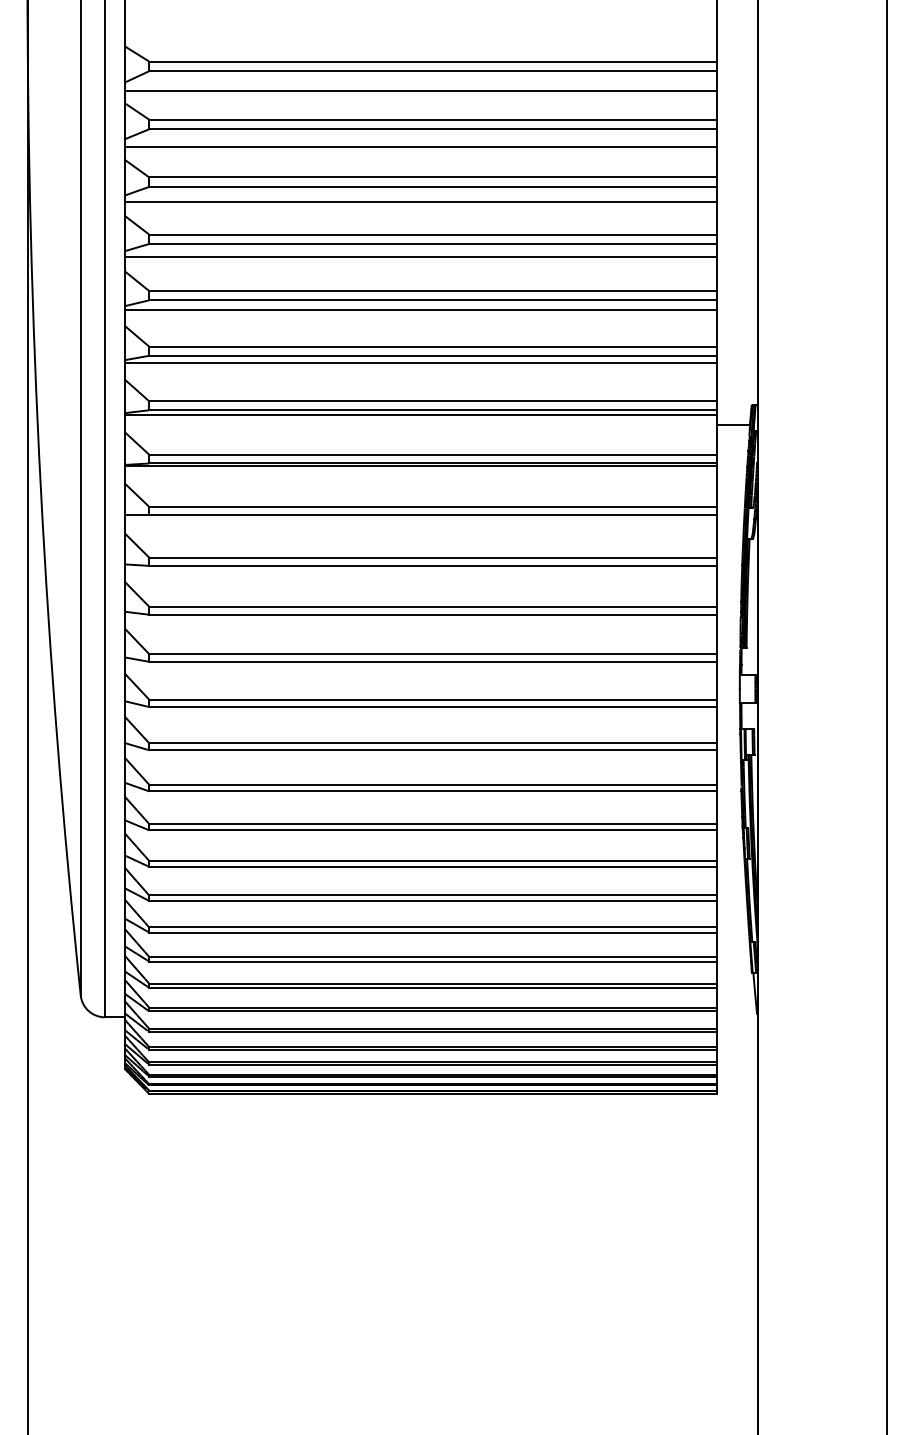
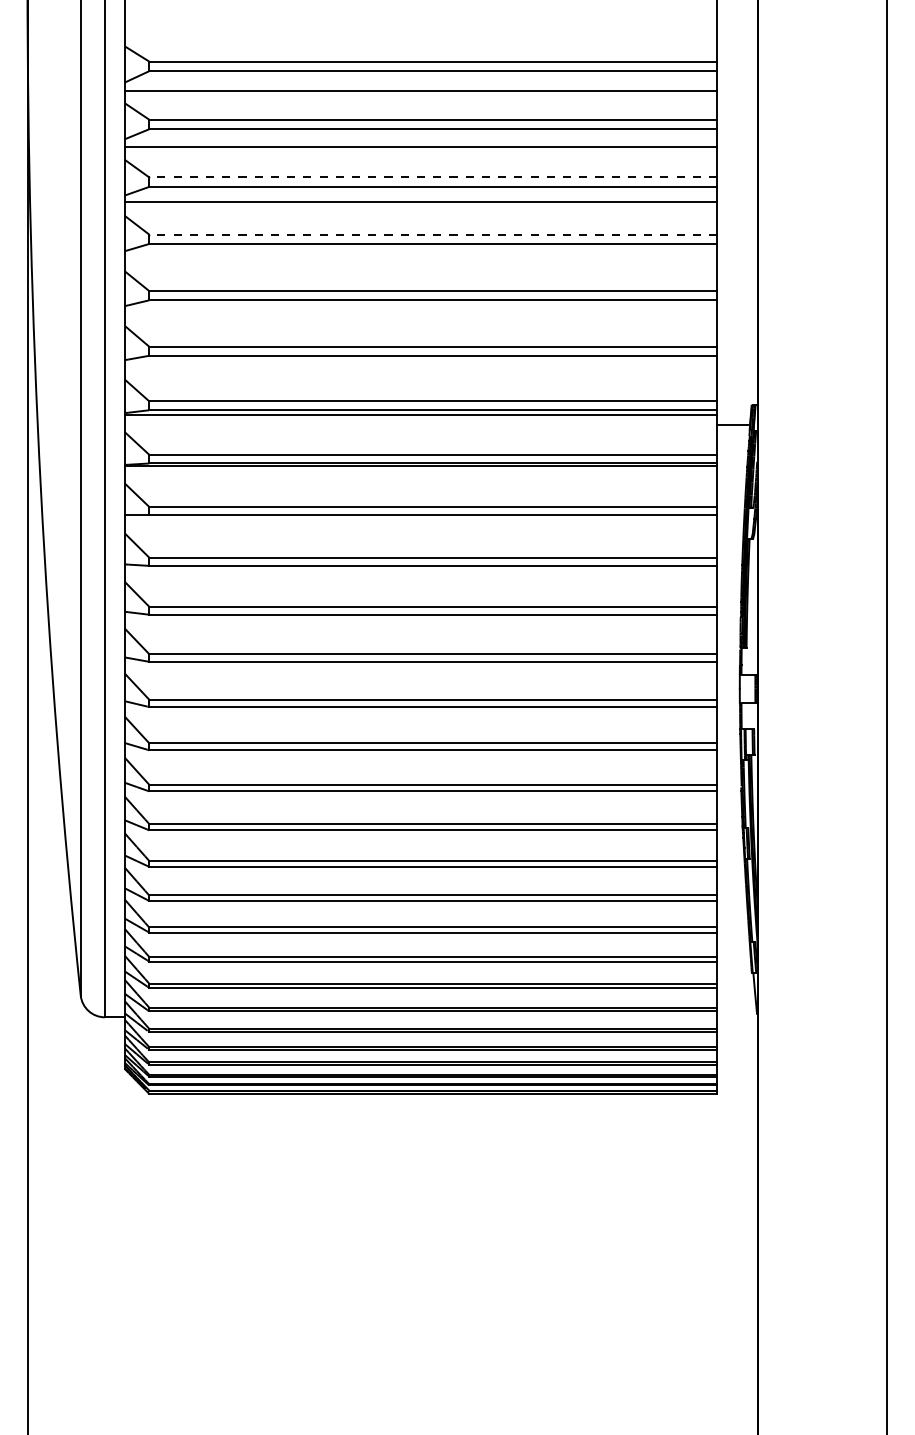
line: solid -> dashed (433, 177)
line: solid -> dashed (433, 234)
line: present -> none (420, 256)
line: present -> none (420, 310)
line: present -> none (420, 363)
